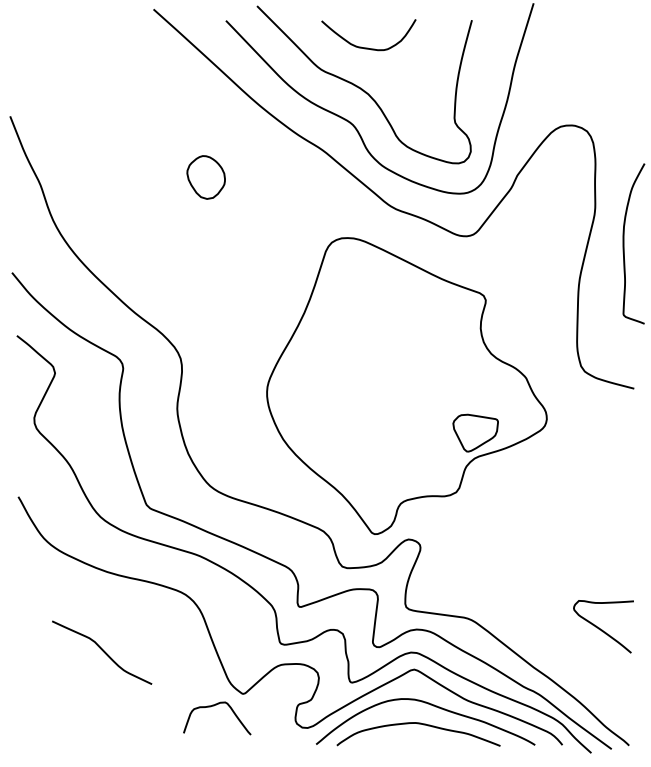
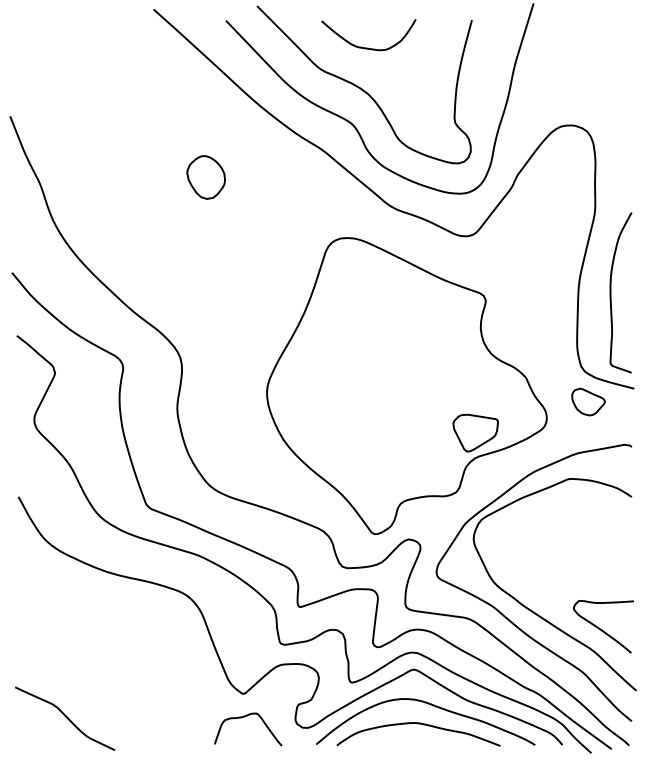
curve position: (624, 243) -> (611, 292) (611, 292)
part: none -> present (588, 401)
part: none -> present (522, 603)
curve position: (102, 651) -> (65, 717) (65, 717)
curve position: (214, 706) -> (245, 717) (245, 717)
